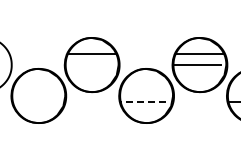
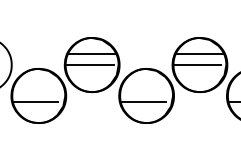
line: none -> present (89, 65)
line: none -> present (35, 102)
line: dashed -> solid (143, 102)
